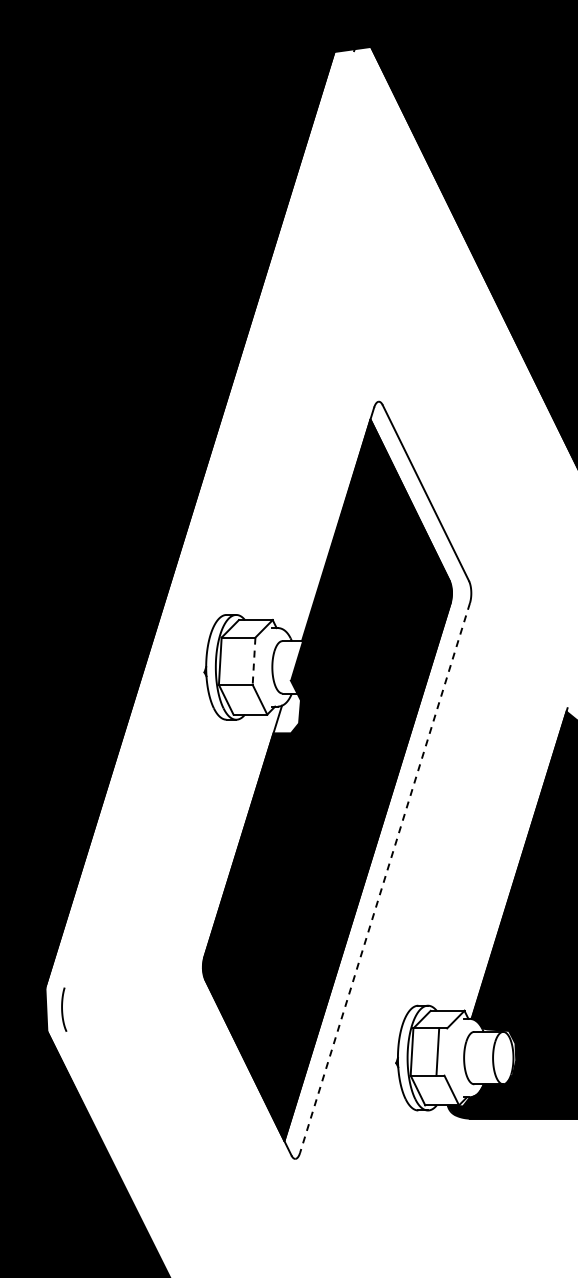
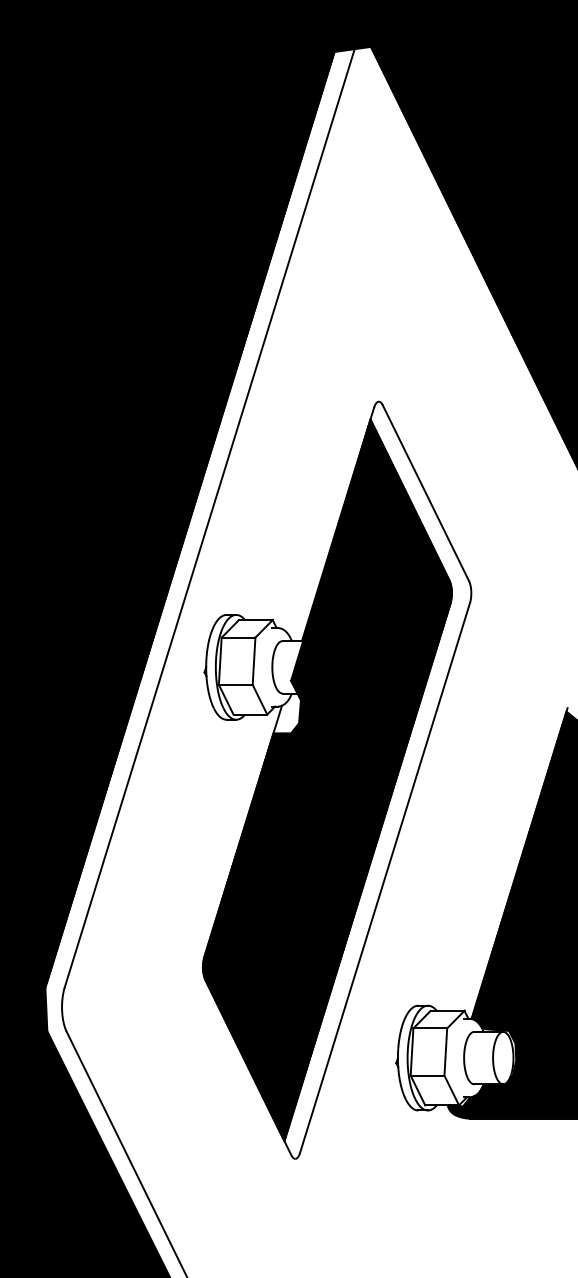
line: none -> present (208, 519)
line: dashed -> solid (254, 661)
line: dashed -> solid (385, 878)
line position: (437, 1051) -> (445, 1051) (445, 1051)
line: none -> present (125, 1152)
